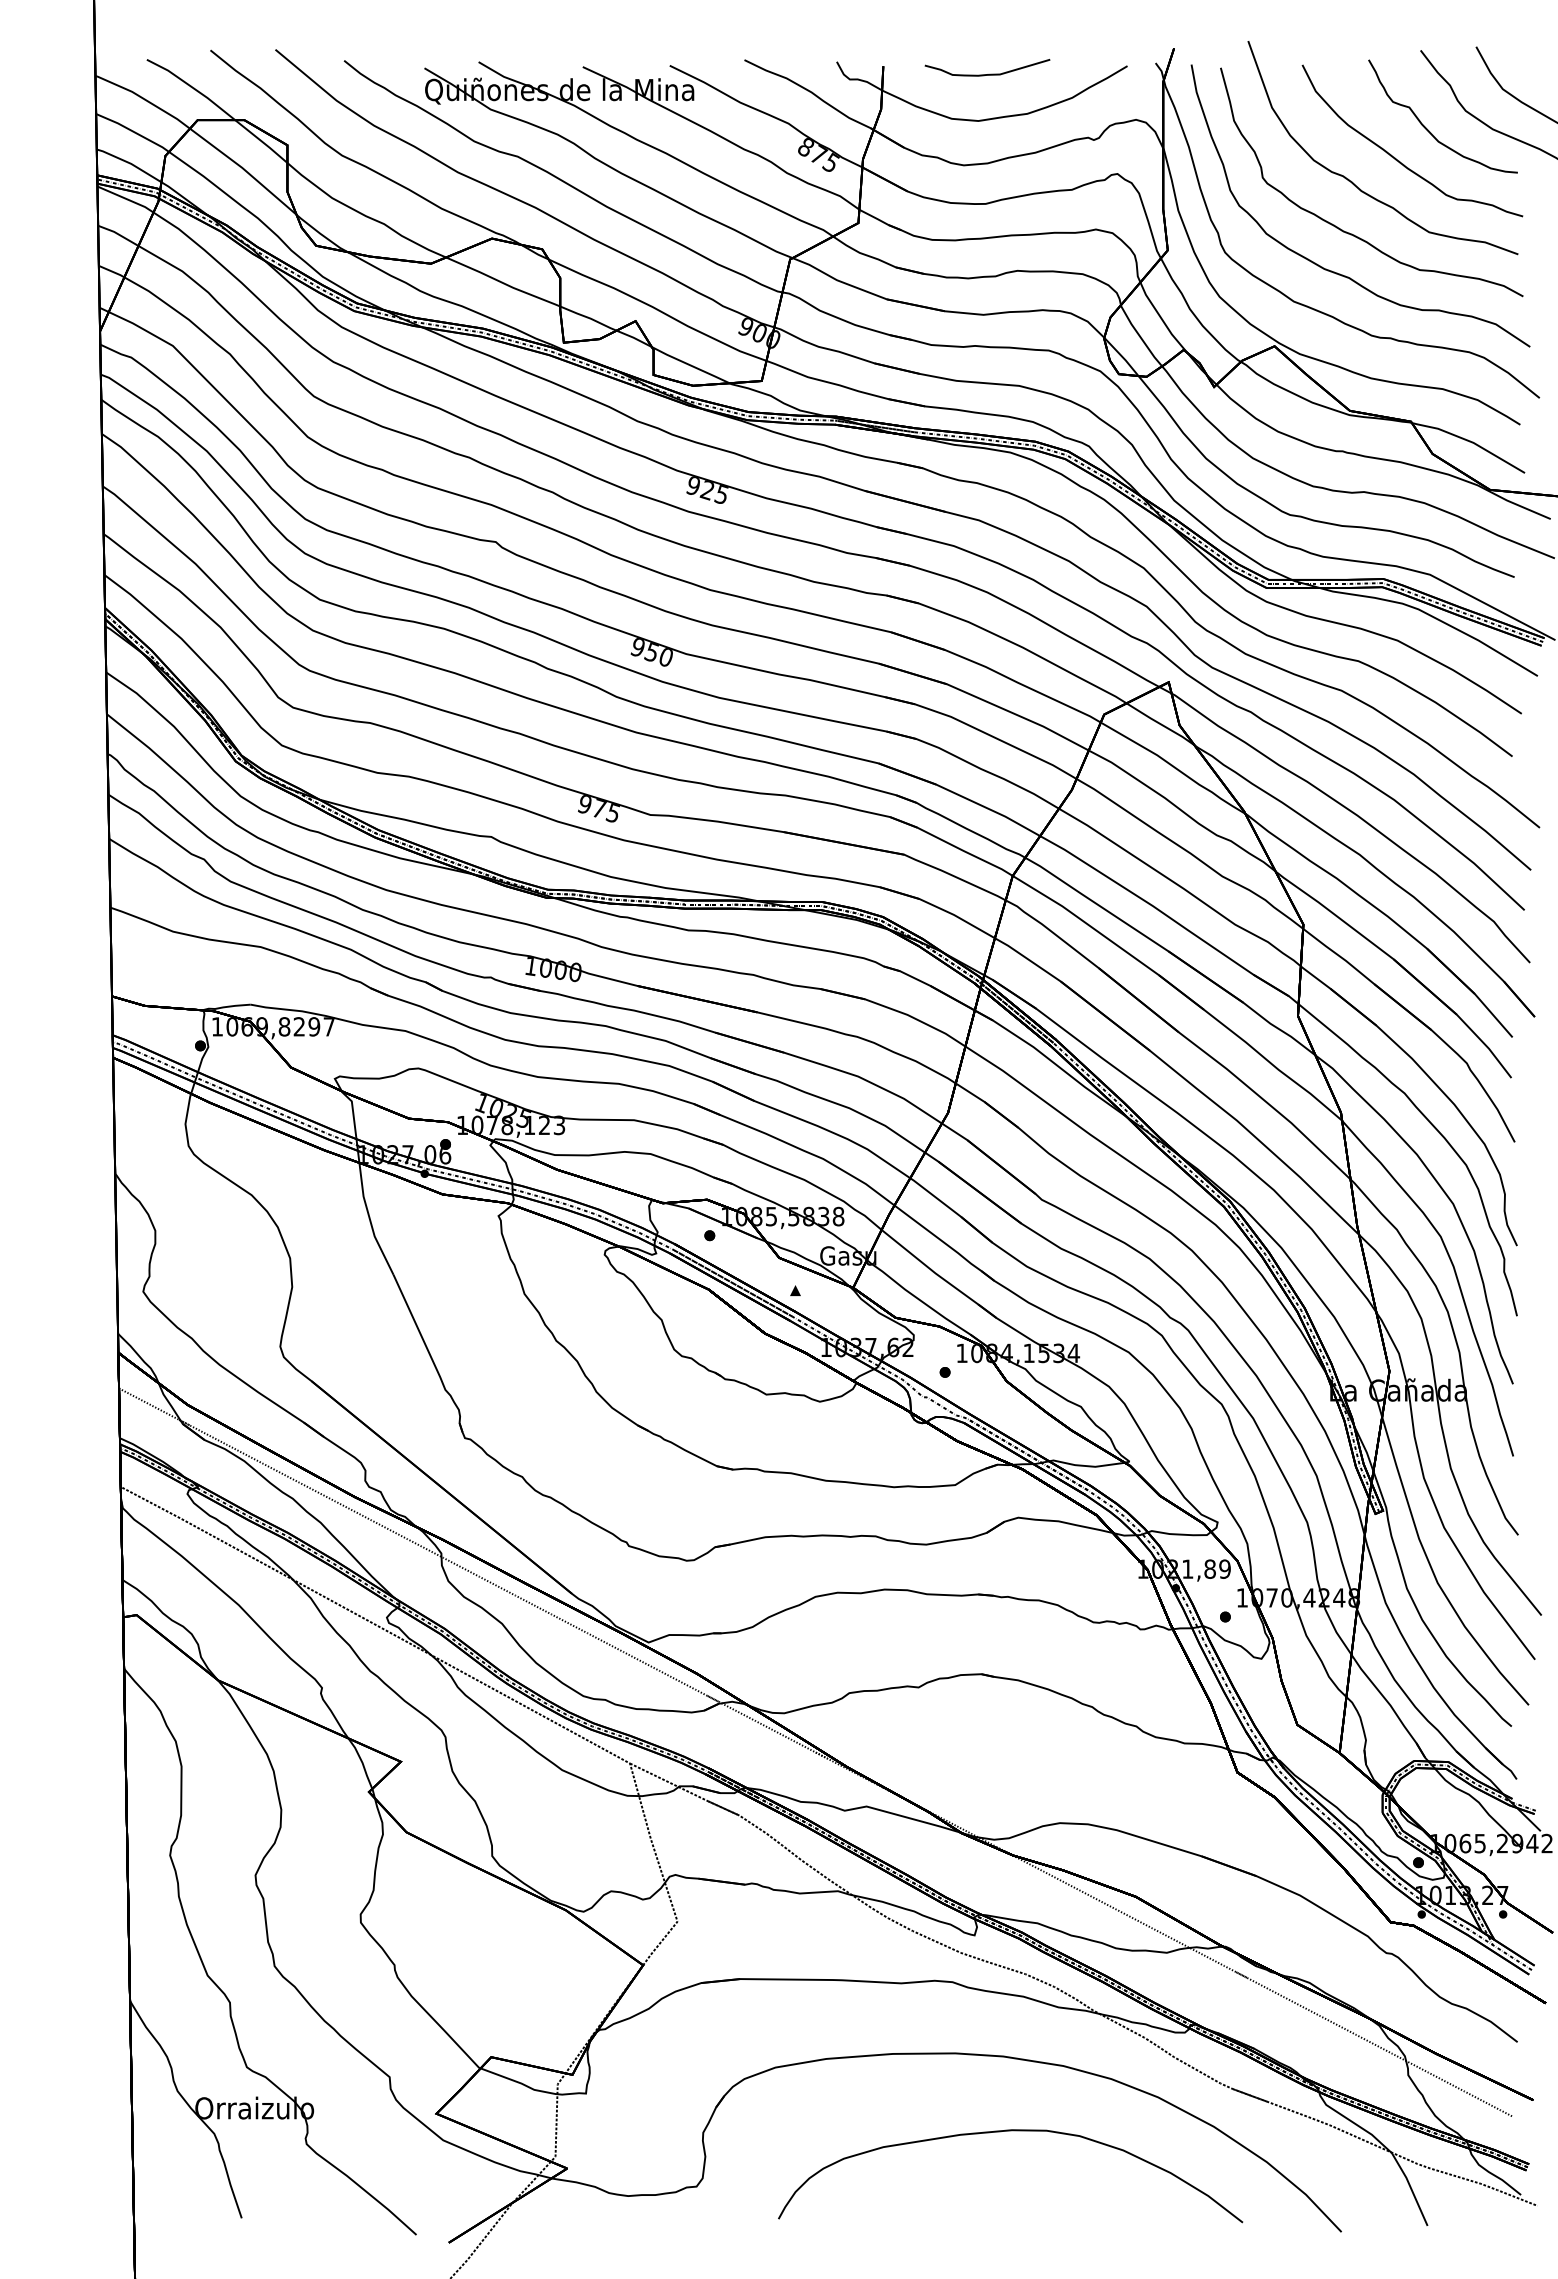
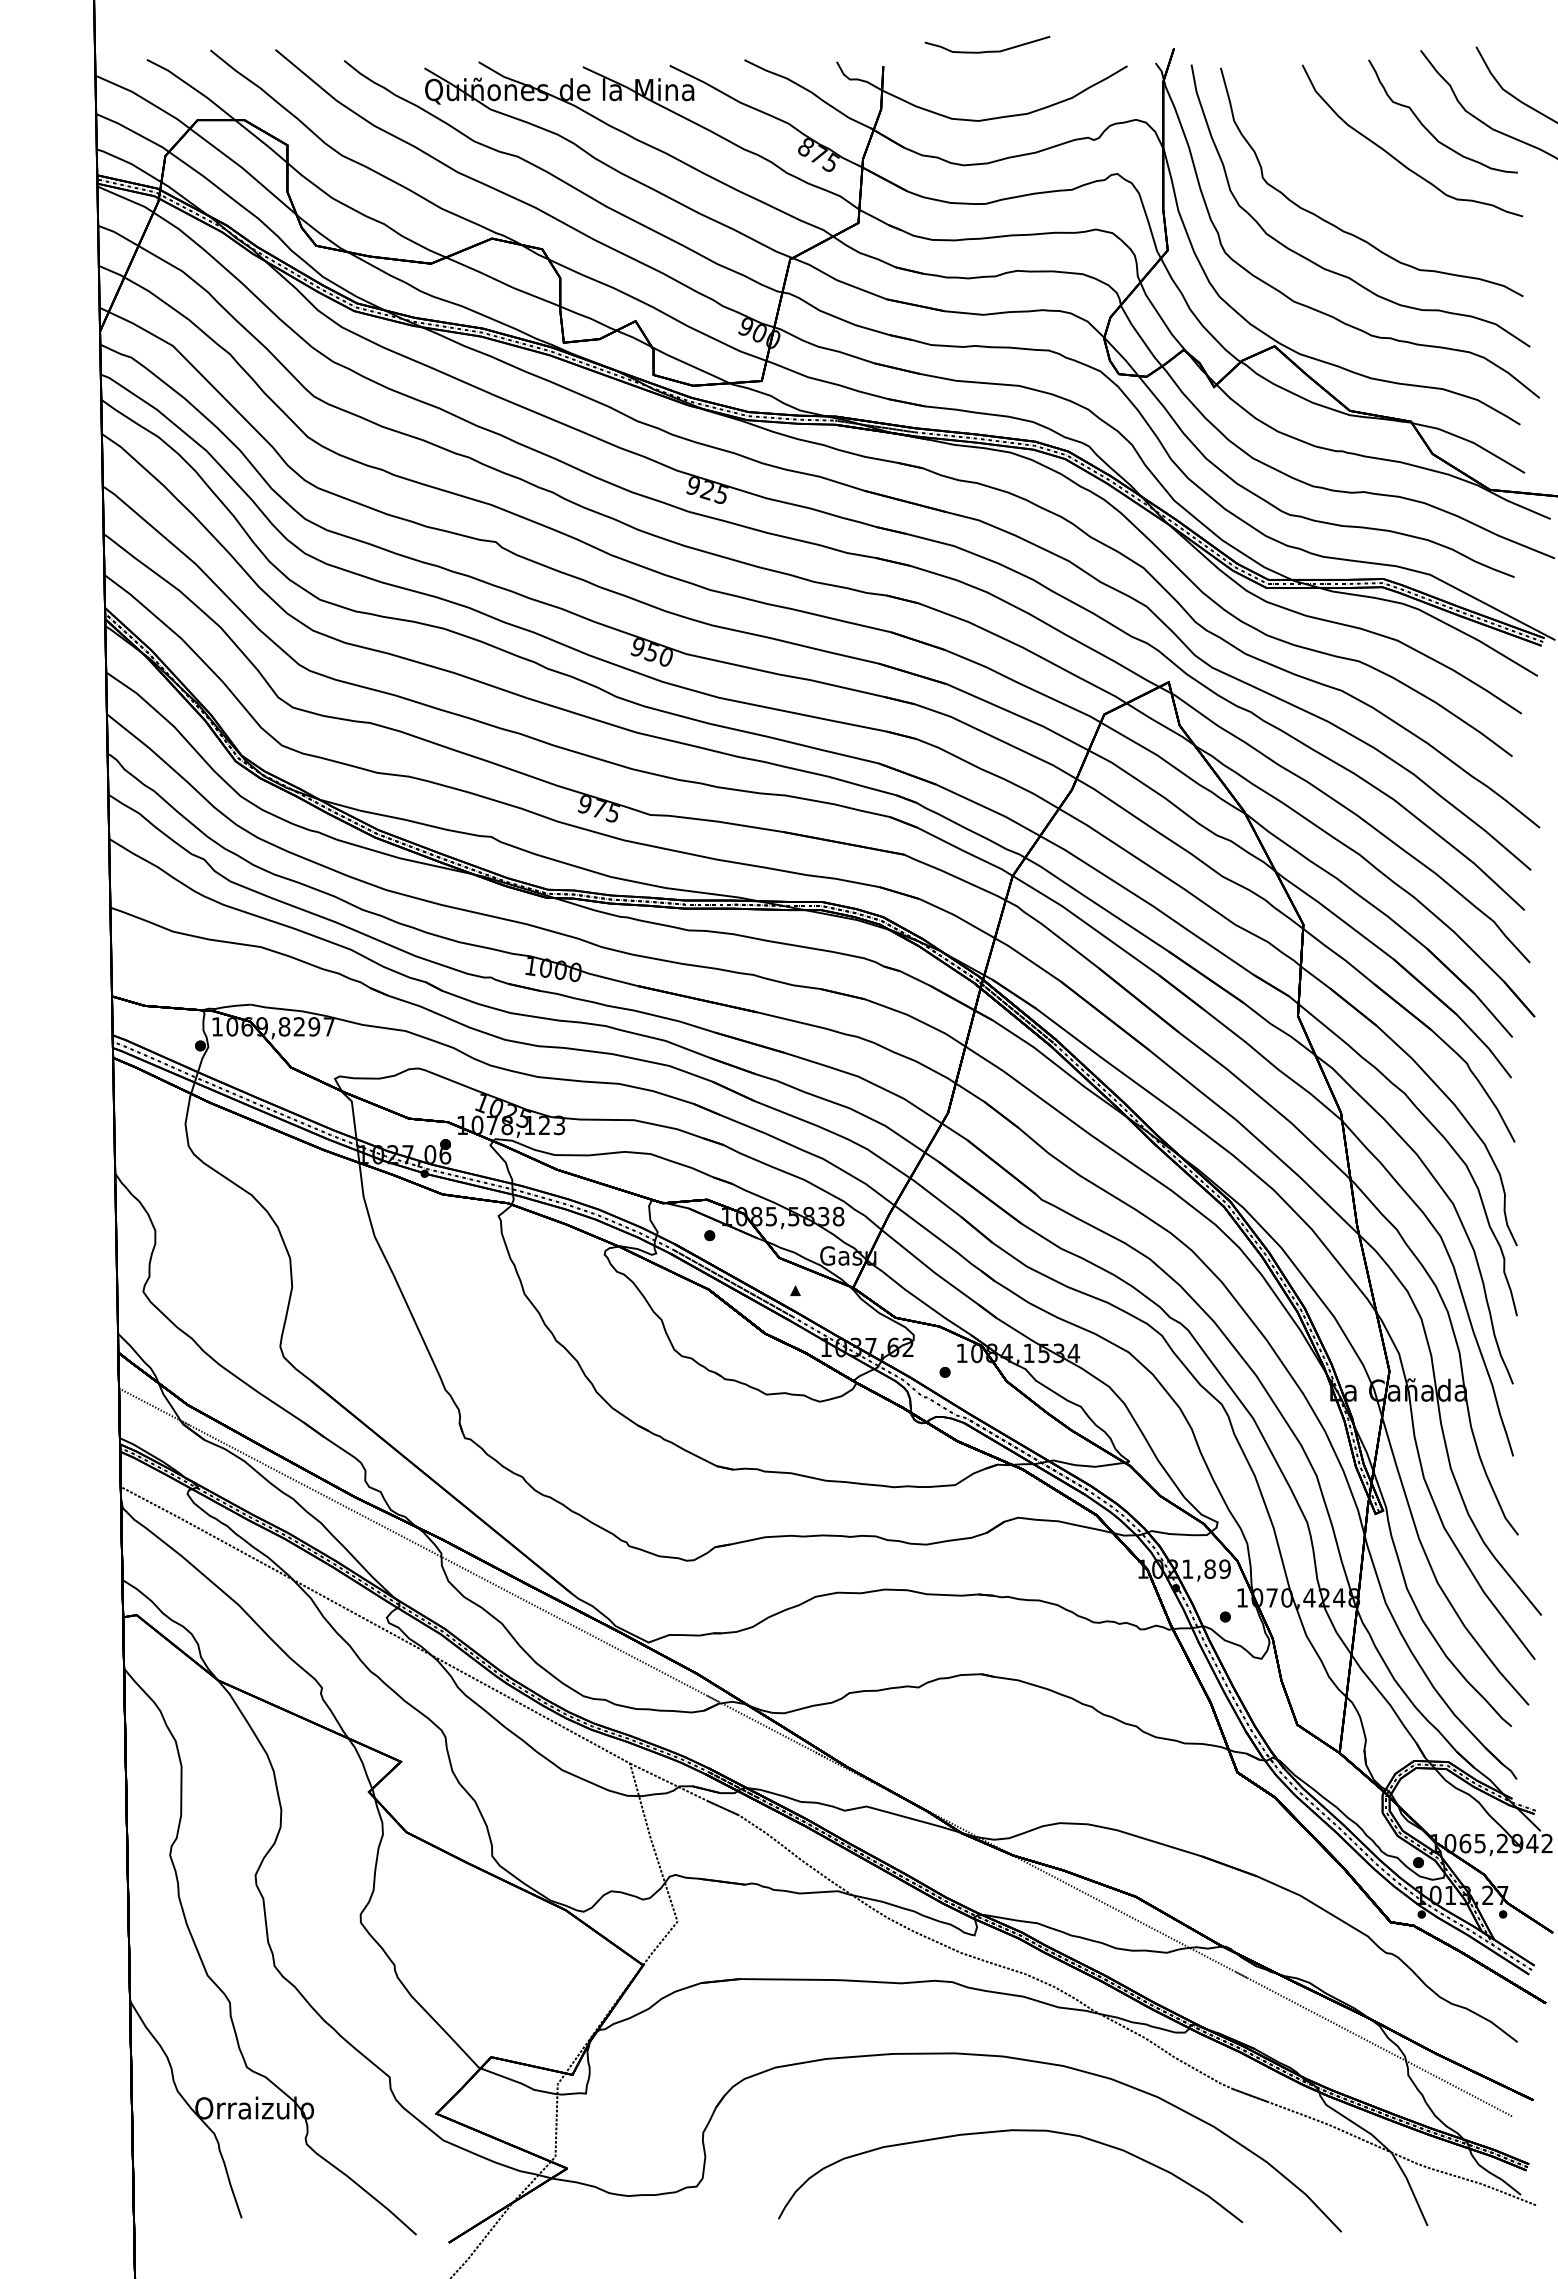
curve position: (989, 73) -> (989, 50) (989, 50)
curve: present -> none (1352, 181)
